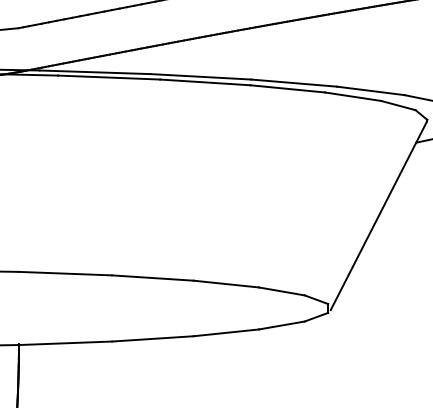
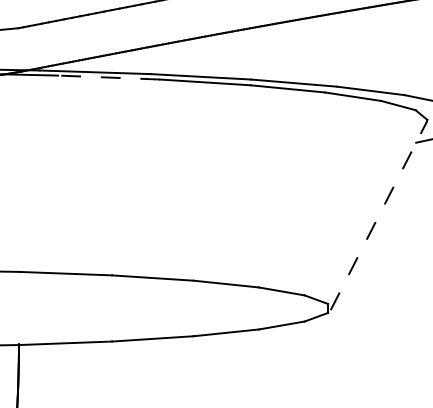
line: solid -> dashed (108, 77)
line: solid -> dashed (378, 216)
